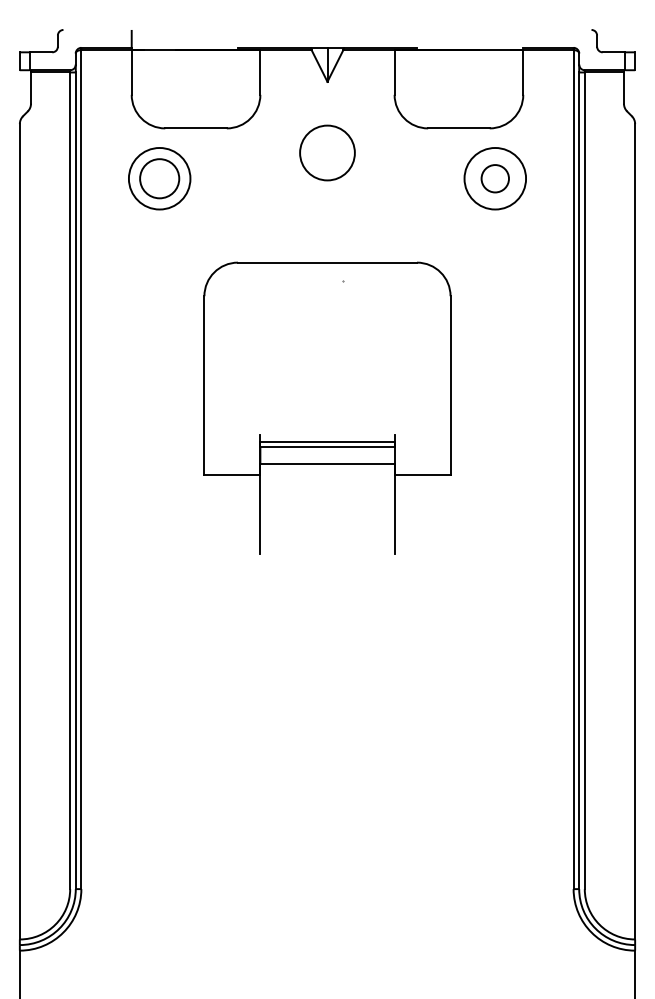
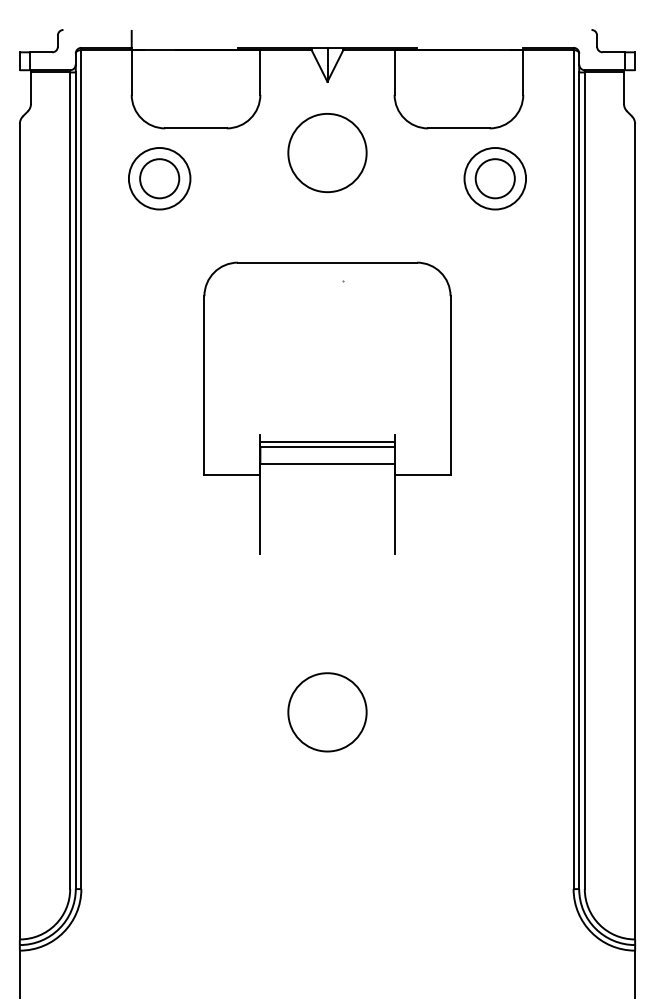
circle diameter: 55 px -> 78 px (327, 152)
circle diameter: 27 px -> 39 px (494, 178)
circle: none -> present (327, 712)
